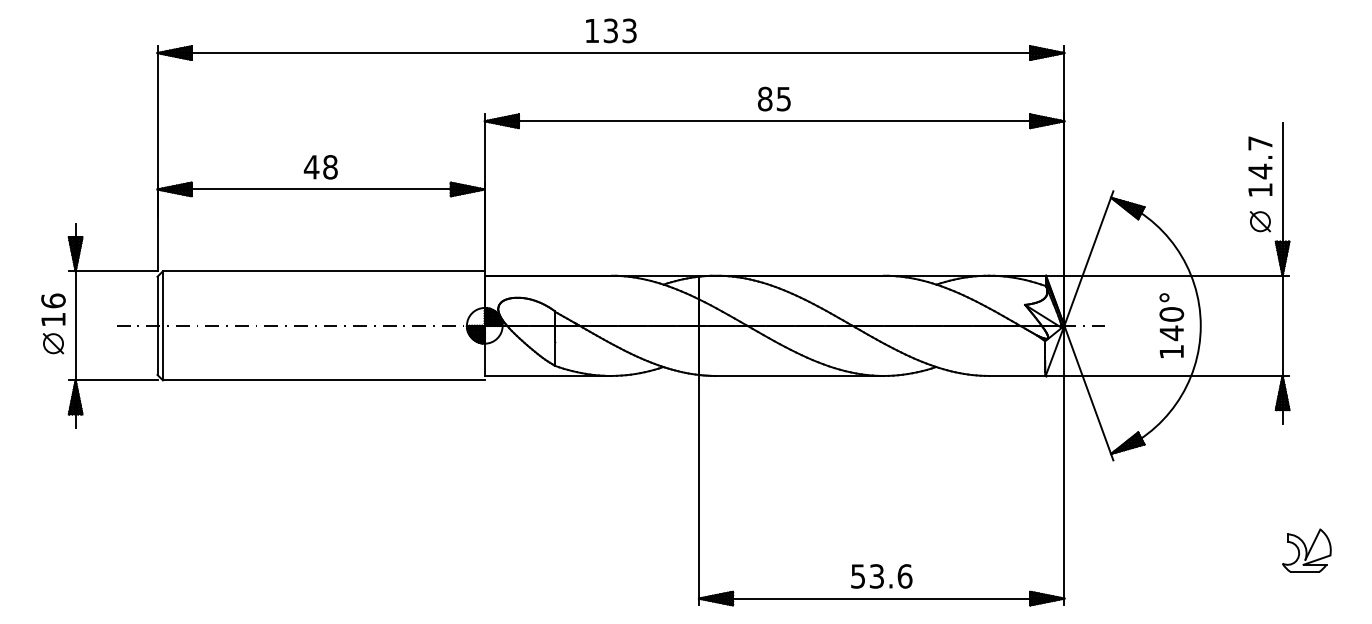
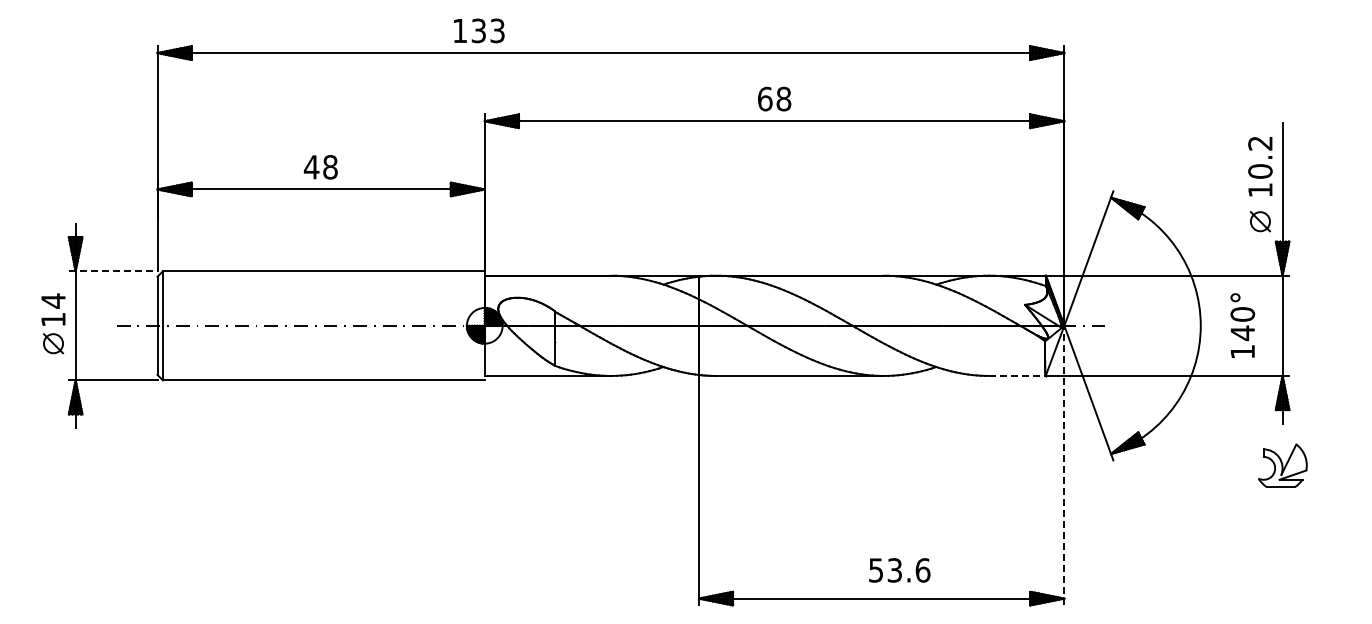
text position: (611, 30) -> (479, 30) (479, 30)
text: 85 -> 68 (774, 98)
text: 14.7 -> 10.2 (1260, 157)
line: solid -> dashed (113, 271)
text: 16 -> 14 (53, 300)
text position: (1171, 325) -> (1242, 325) (1242, 325)
line: solid -> dashed (1017, 375)
line: solid -> dashed (1064, 465)
part position: (1306, 550) -> (1282, 465) (1282, 465)
text position: (881, 576) -> (899, 570) (899, 570)
